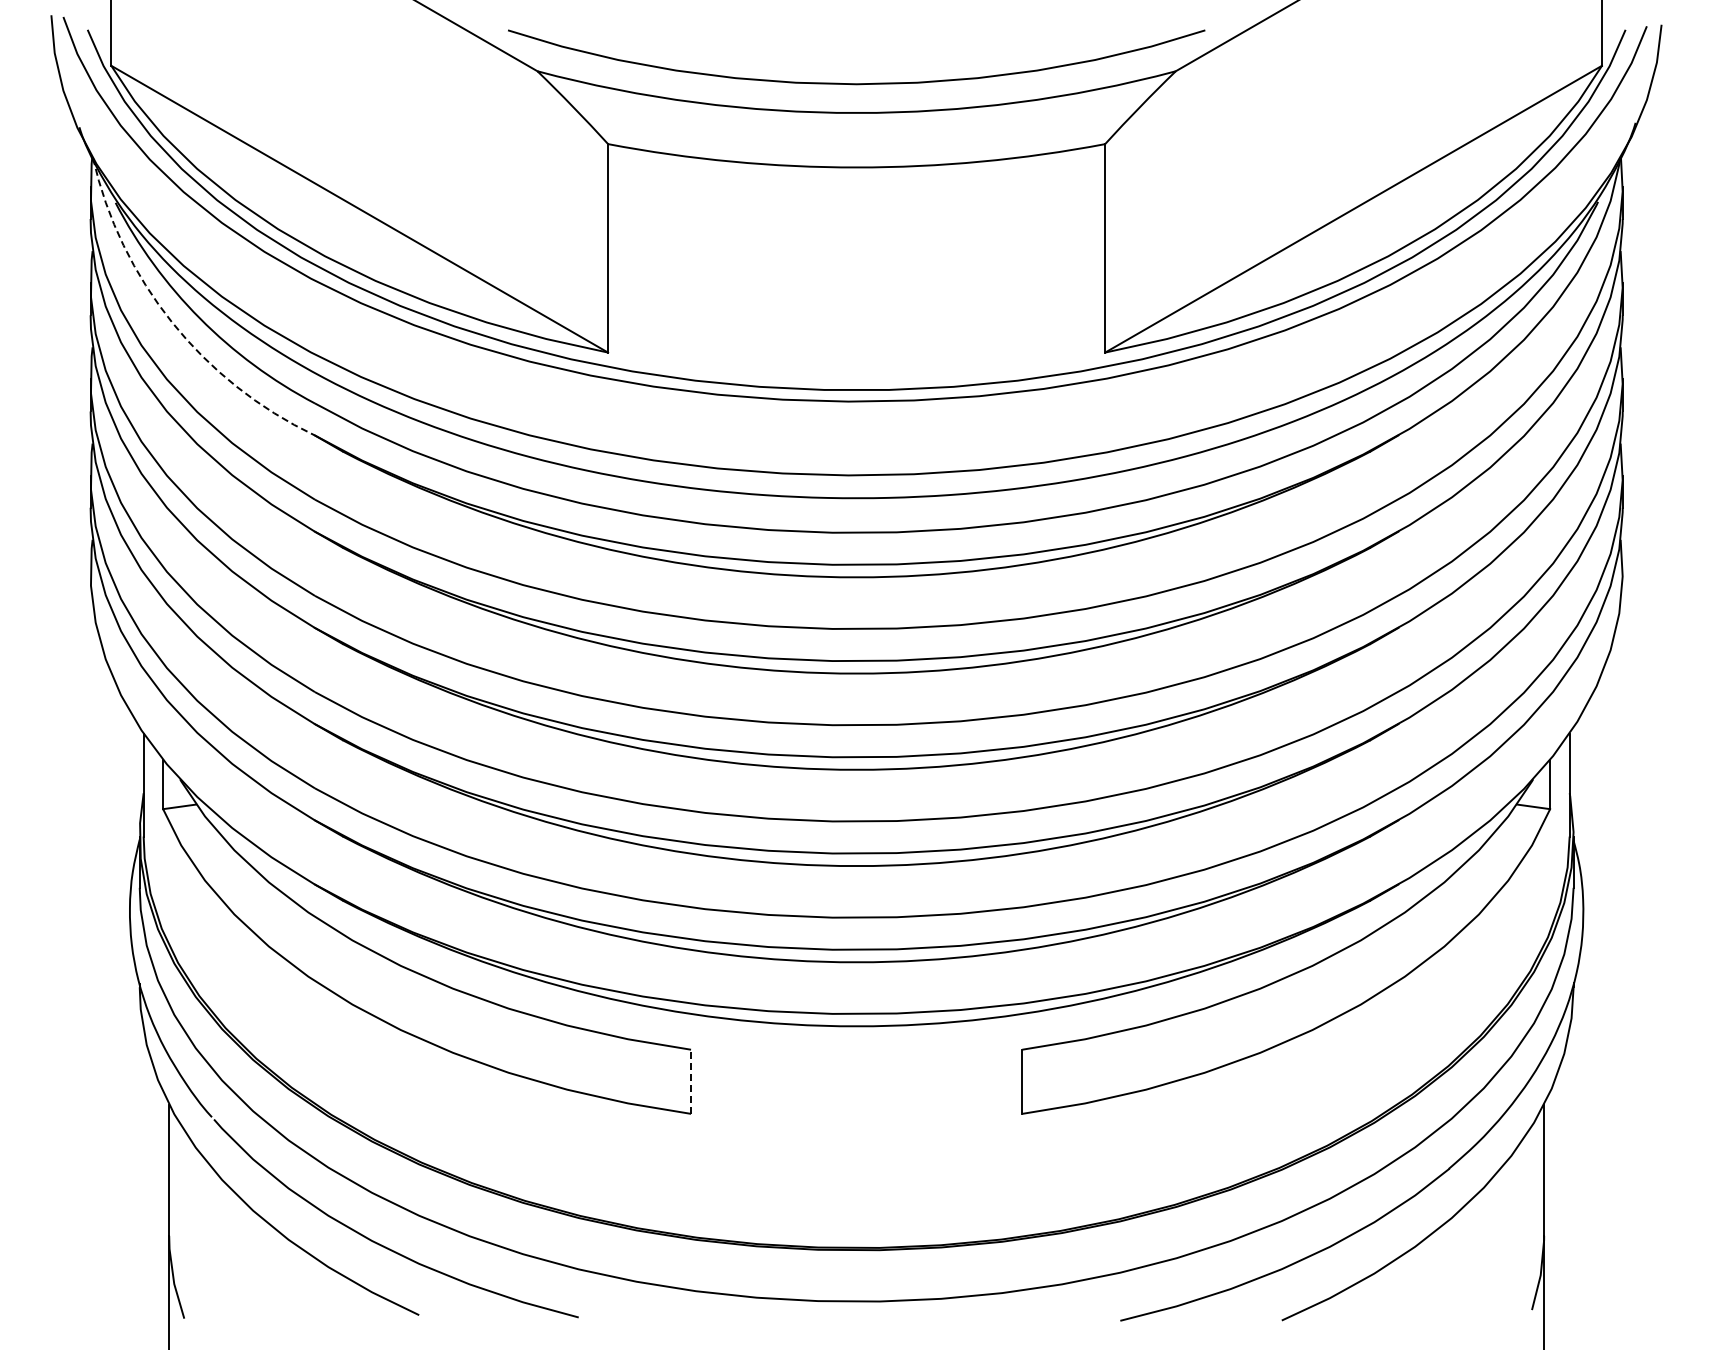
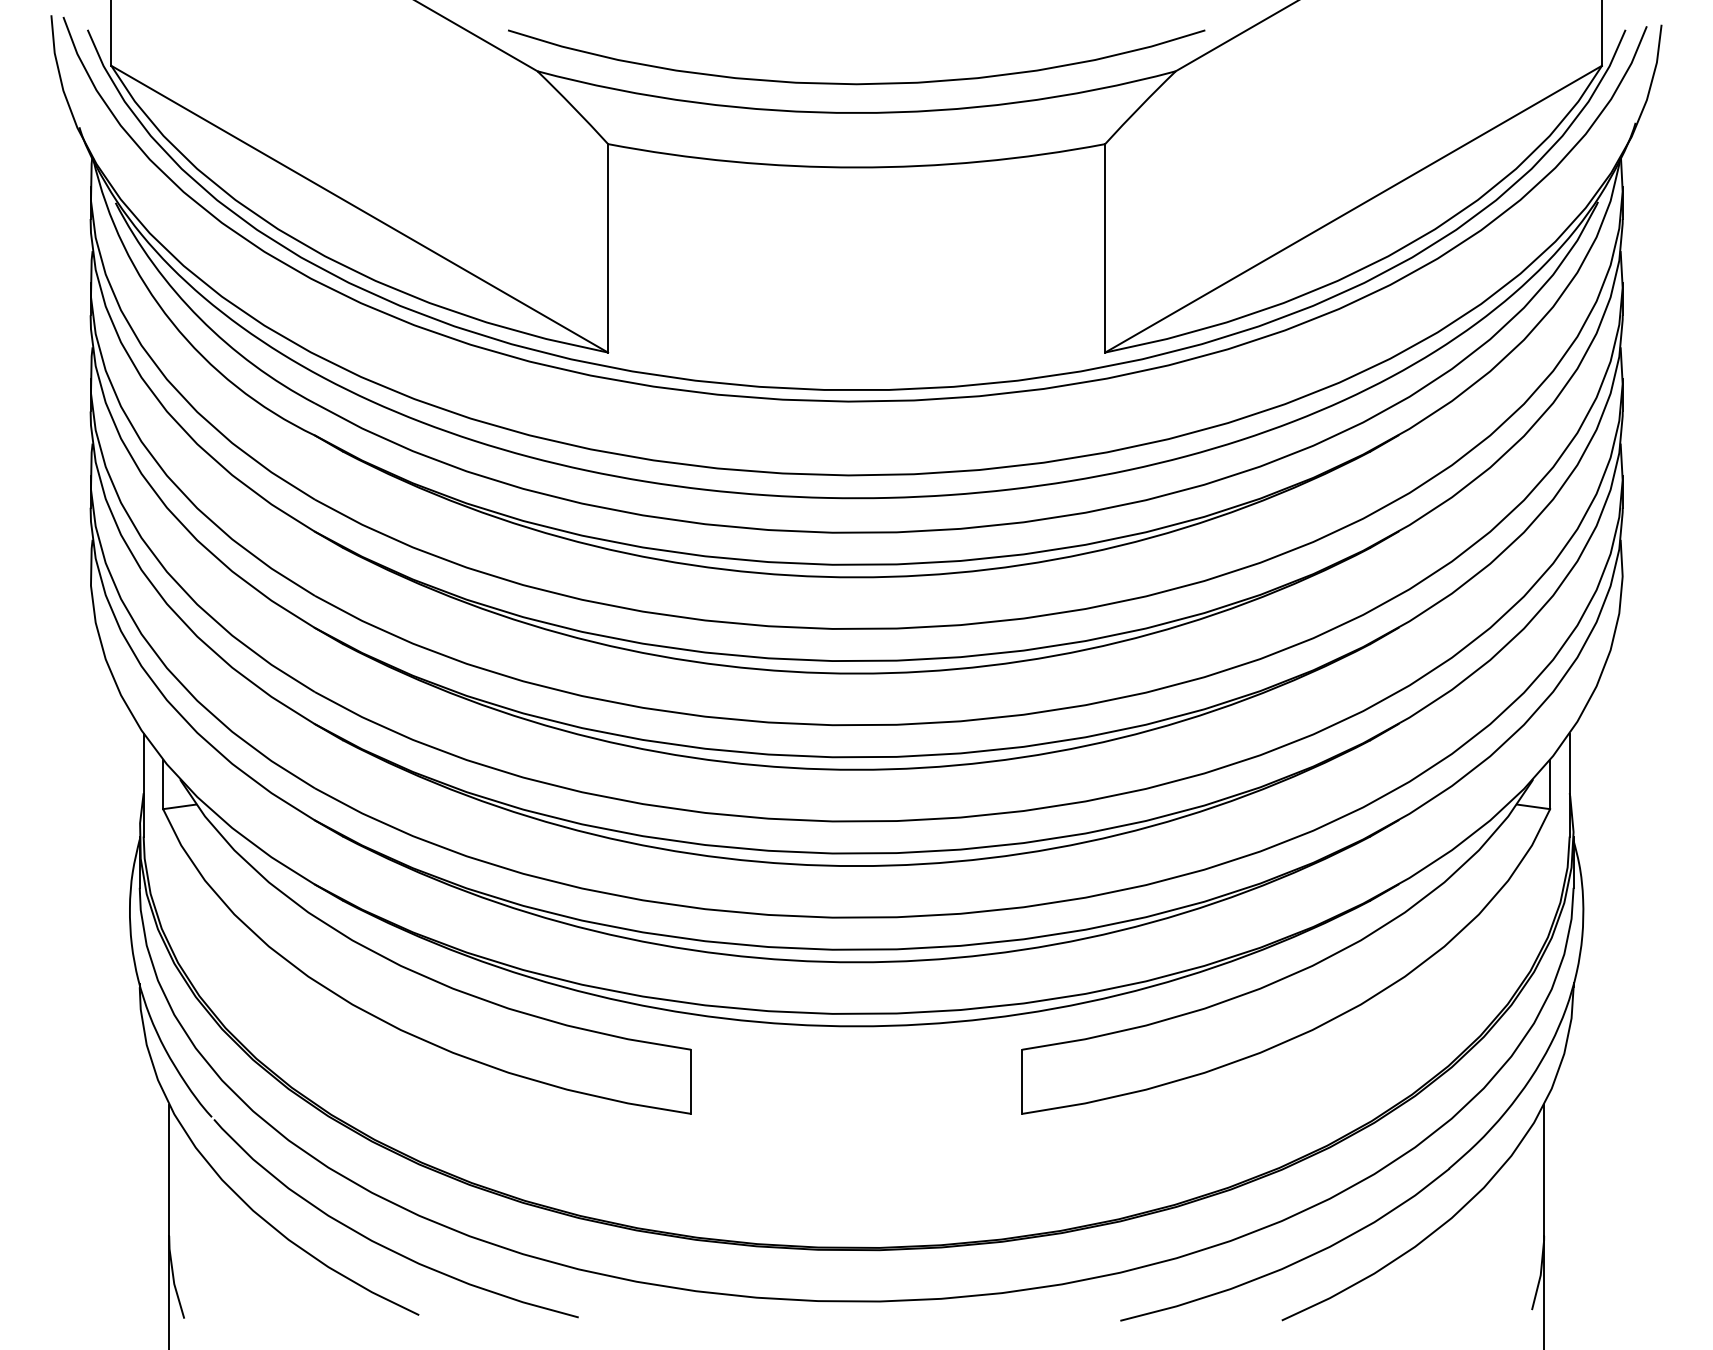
arc: dashed -> solid (172, 322)
line: dashed -> solid (691, 1081)
